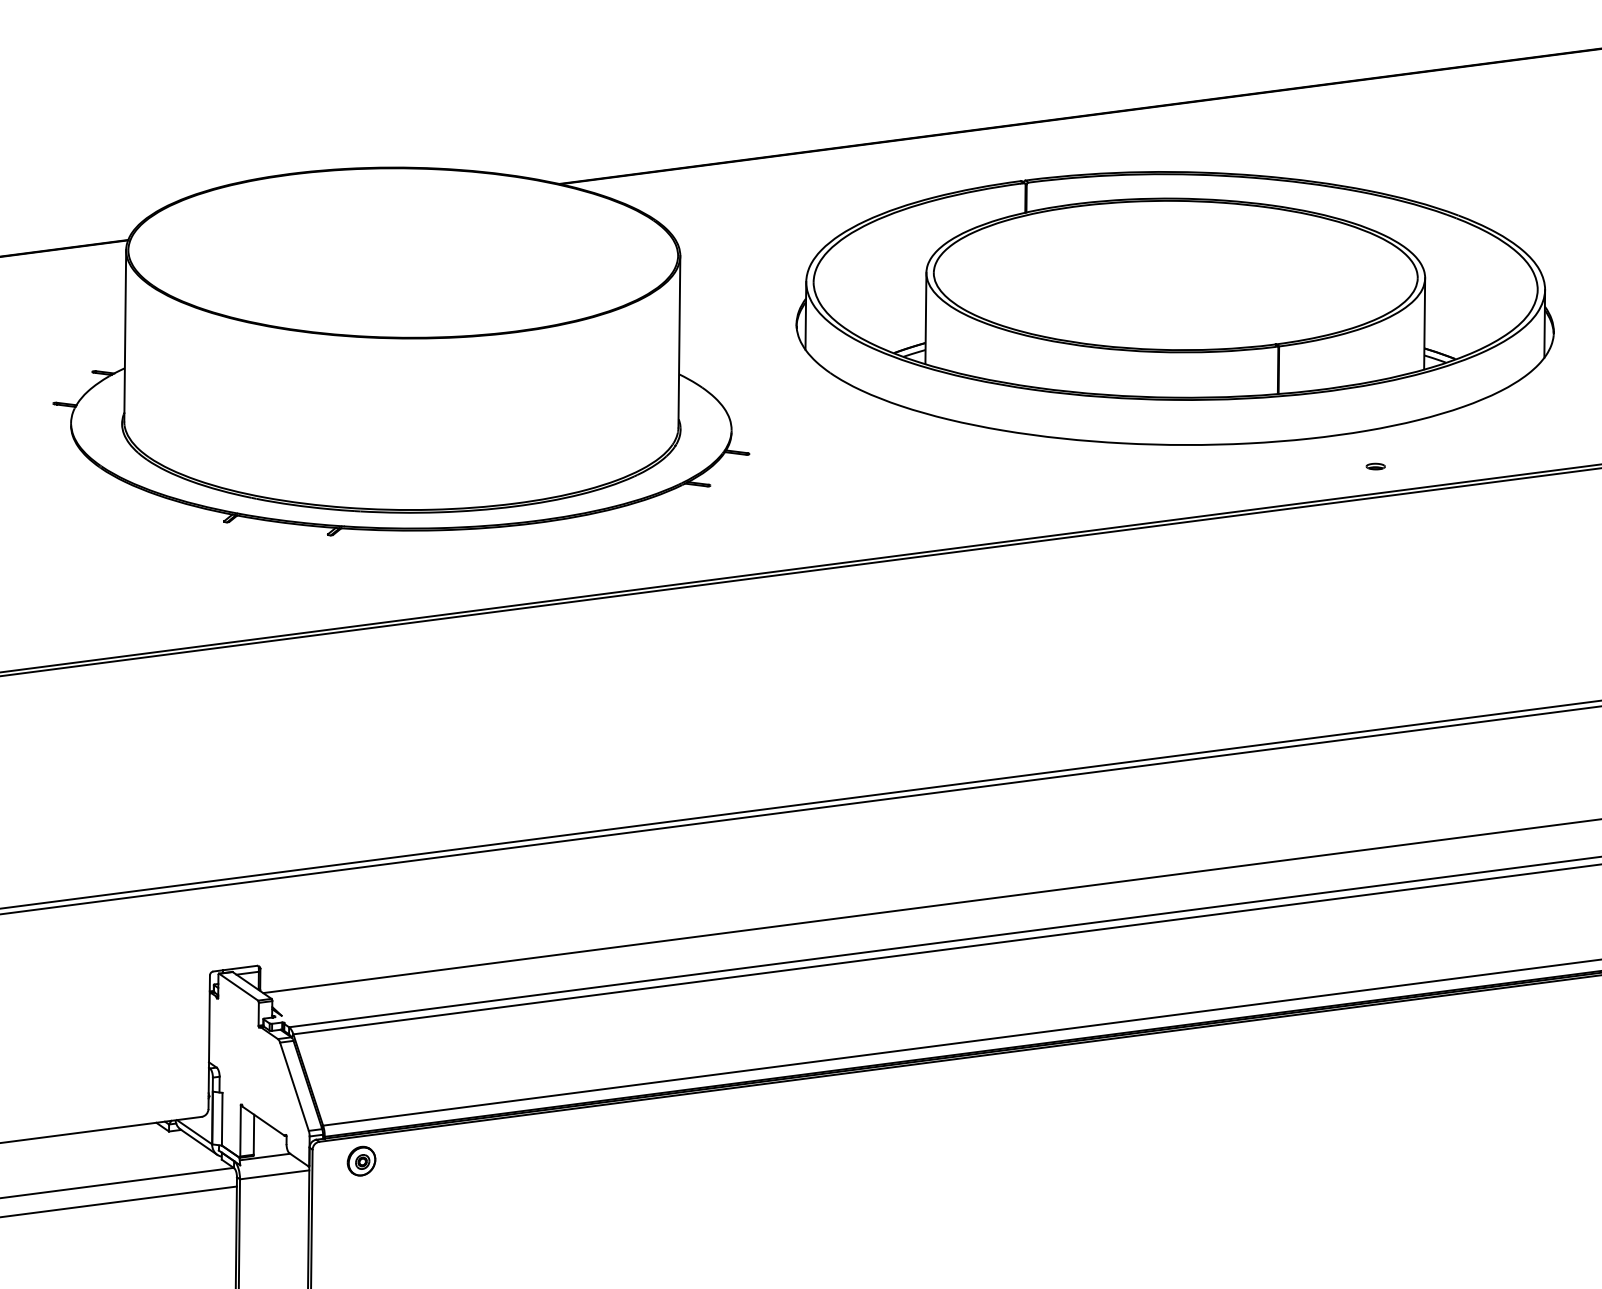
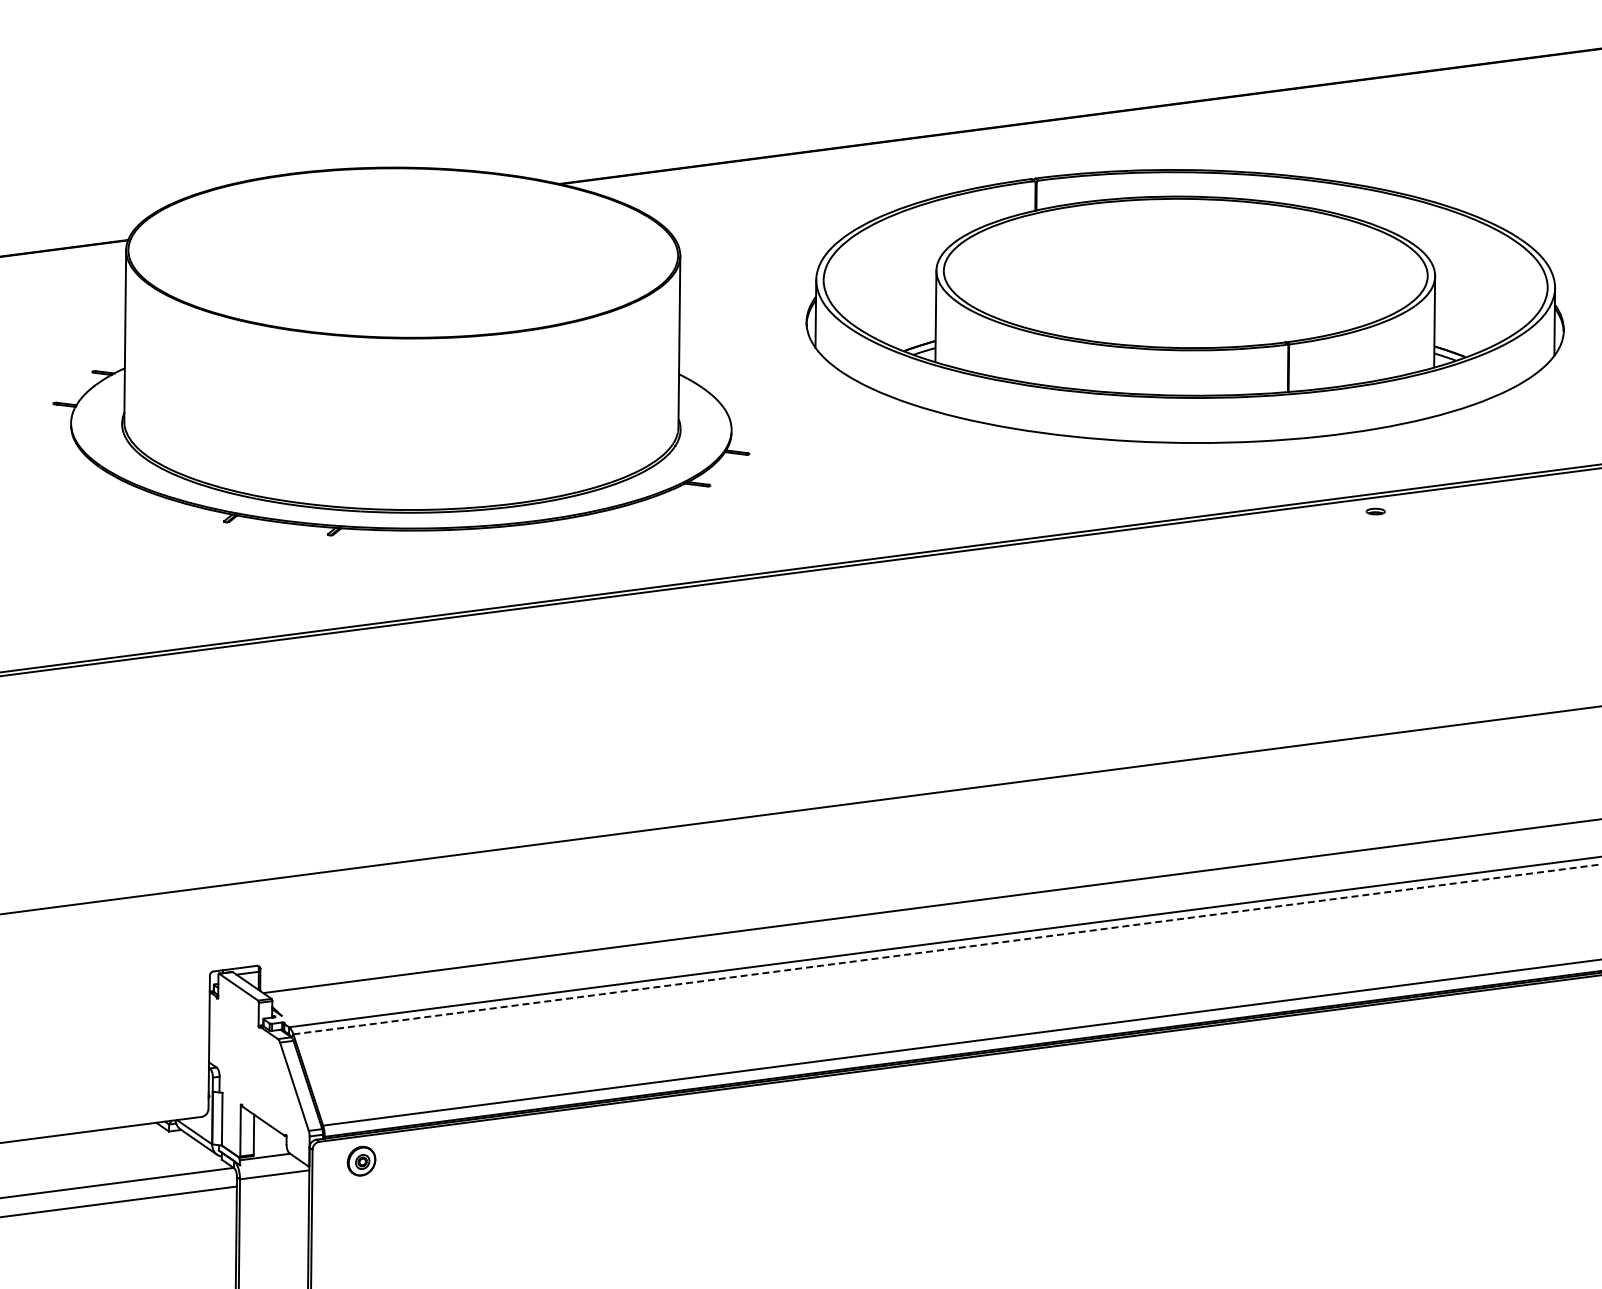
part position: (1174, 308) -> (1184, 306) (1184, 306)
part position: (1375, 466) -> (1375, 511) (1375, 511)
line: present -> none (800, 804)
line: solid -> dashed (947, 949)
